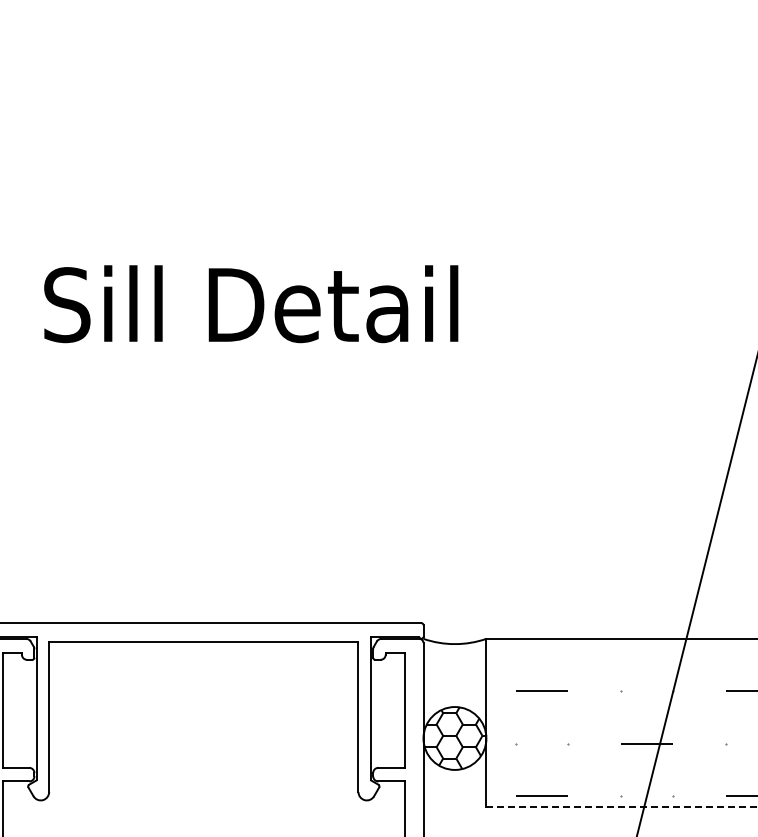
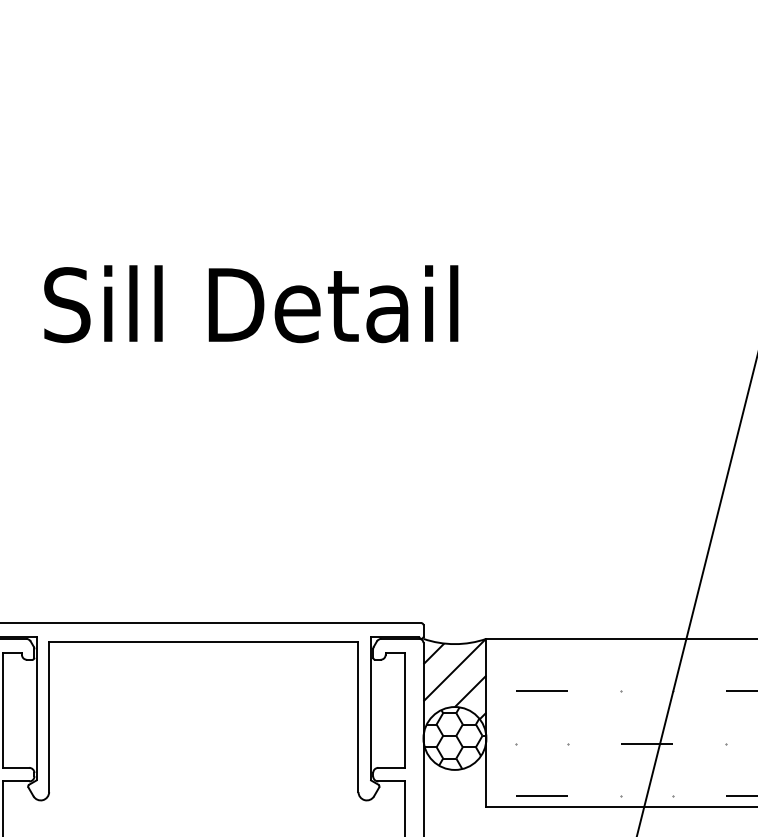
hatch: none -> present (454, 679)
line: dashed -> solid (622, 806)
